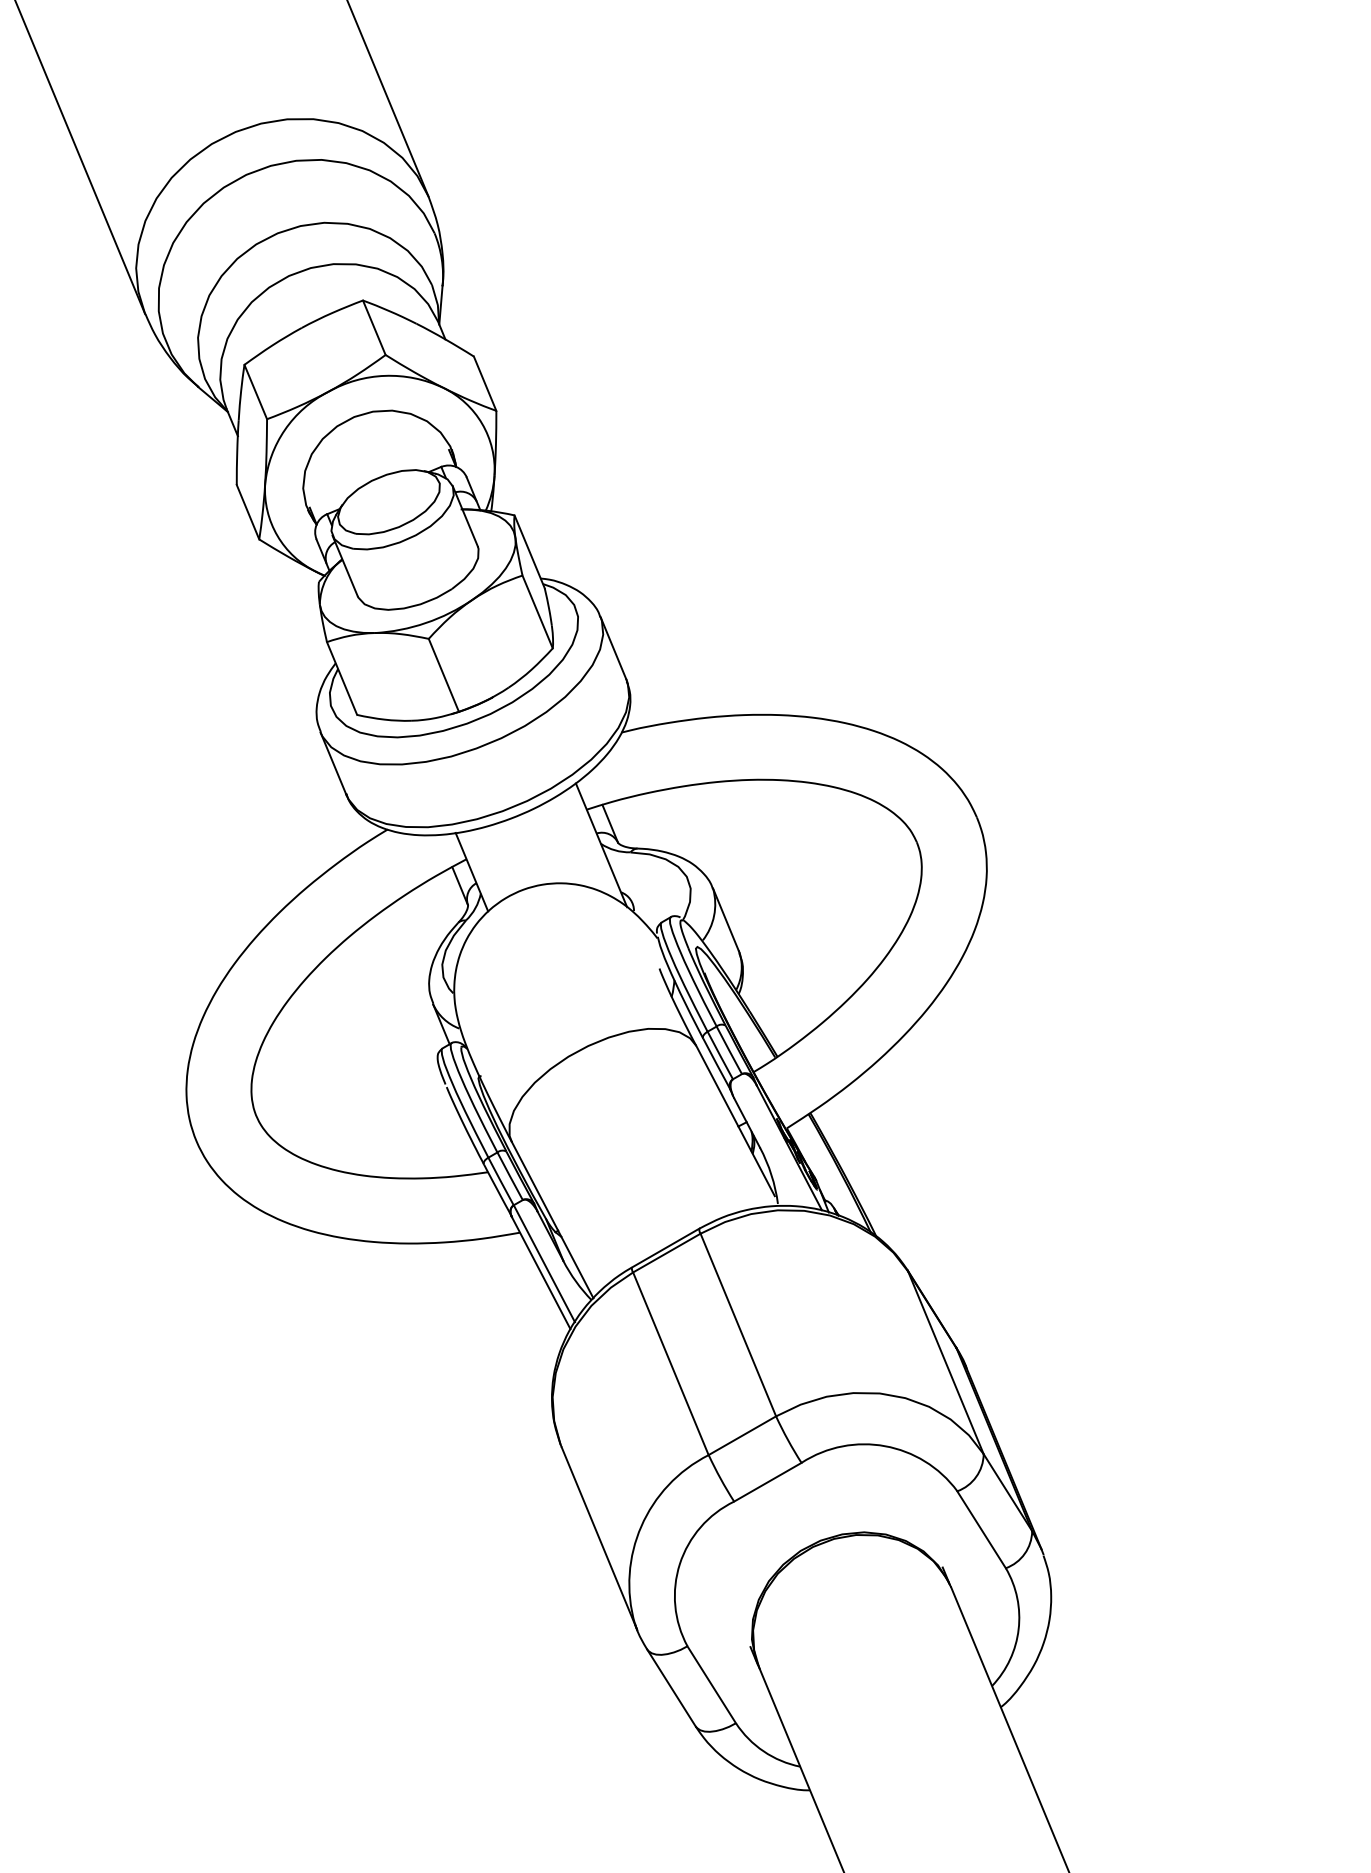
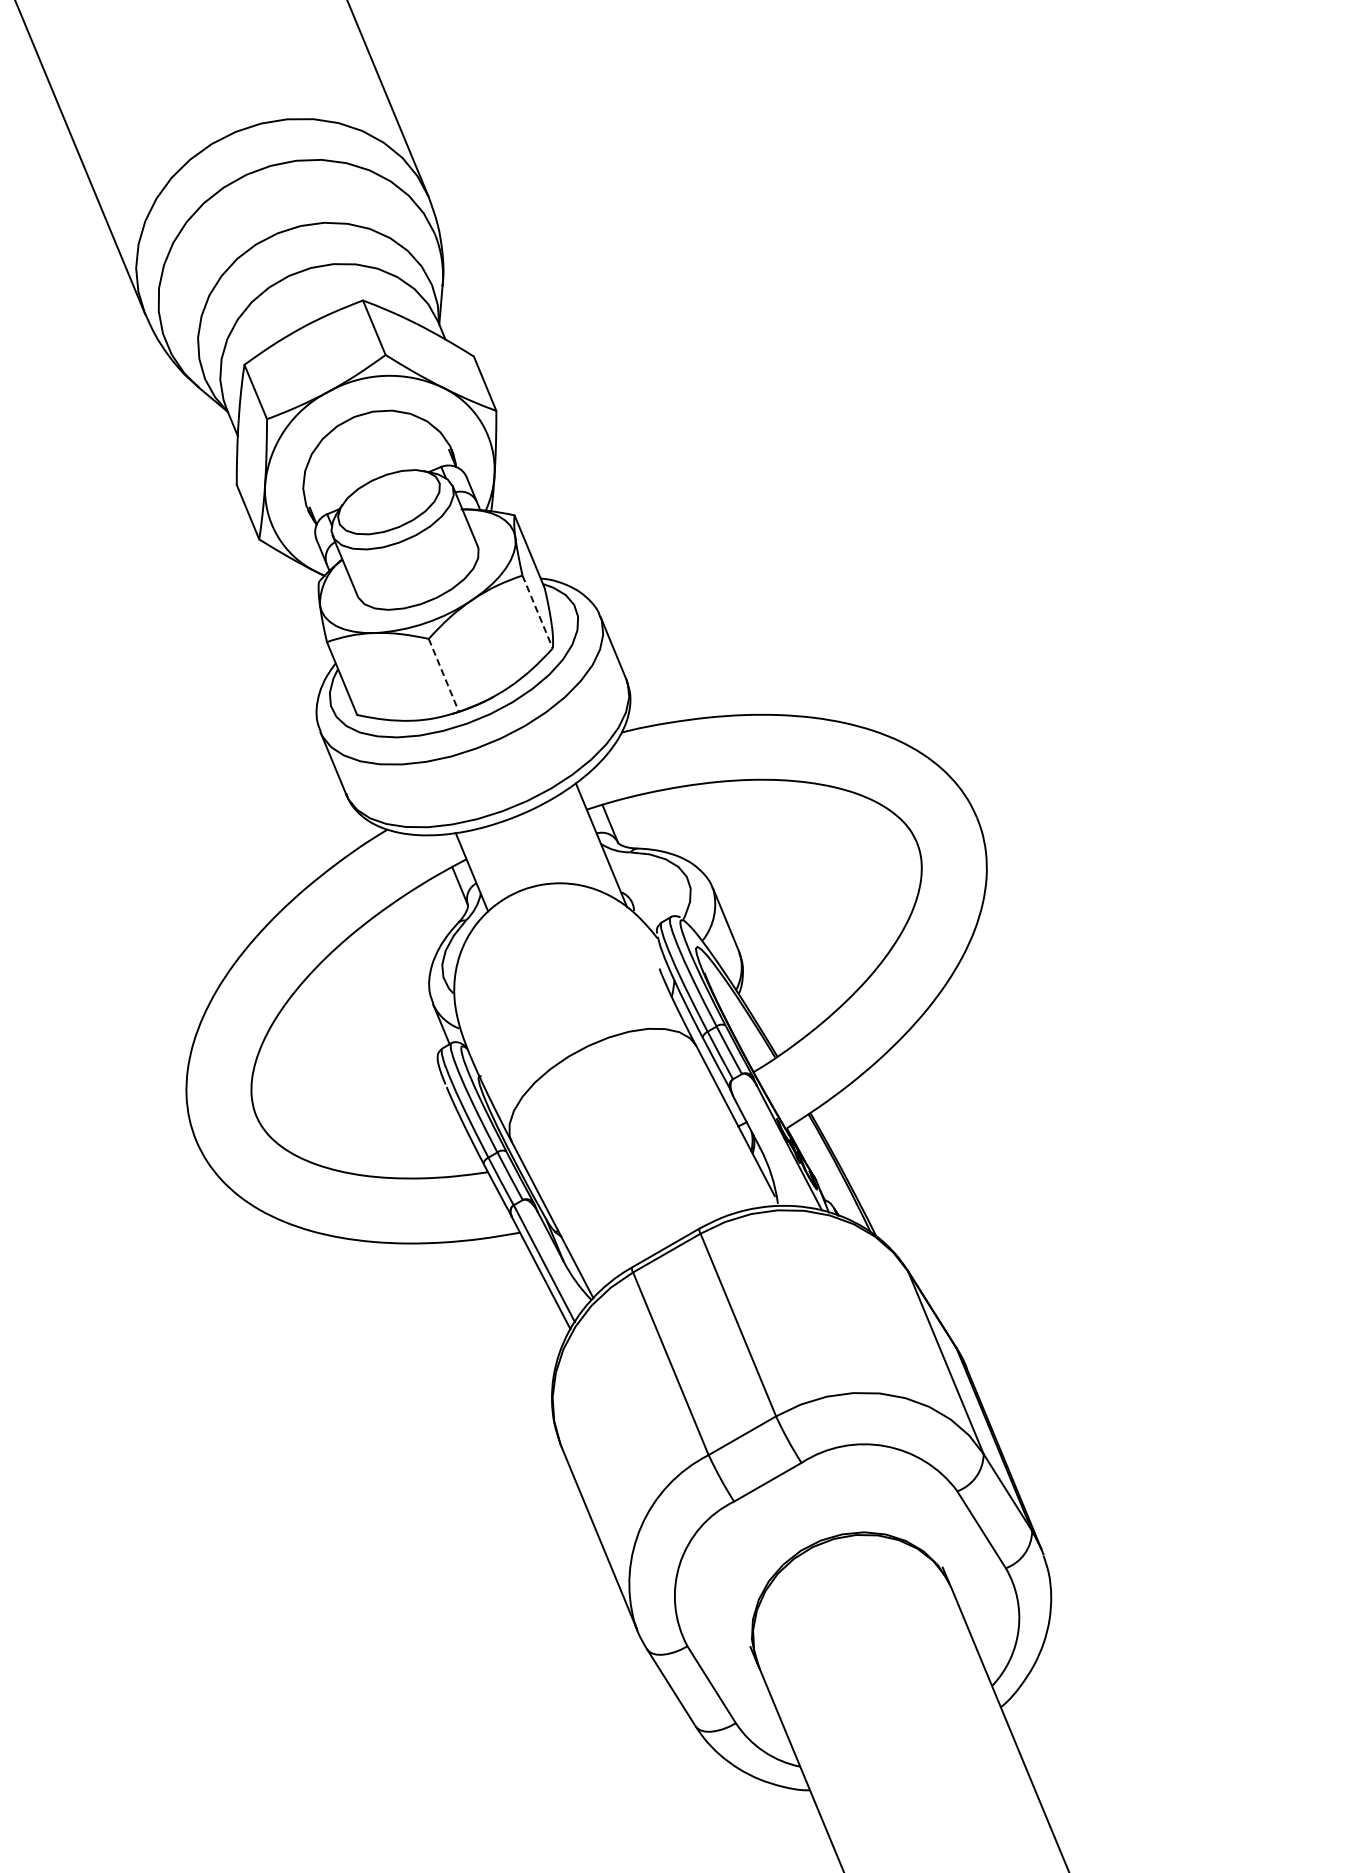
line: solid -> dashed (537, 612)
line: solid -> dashed (444, 675)
